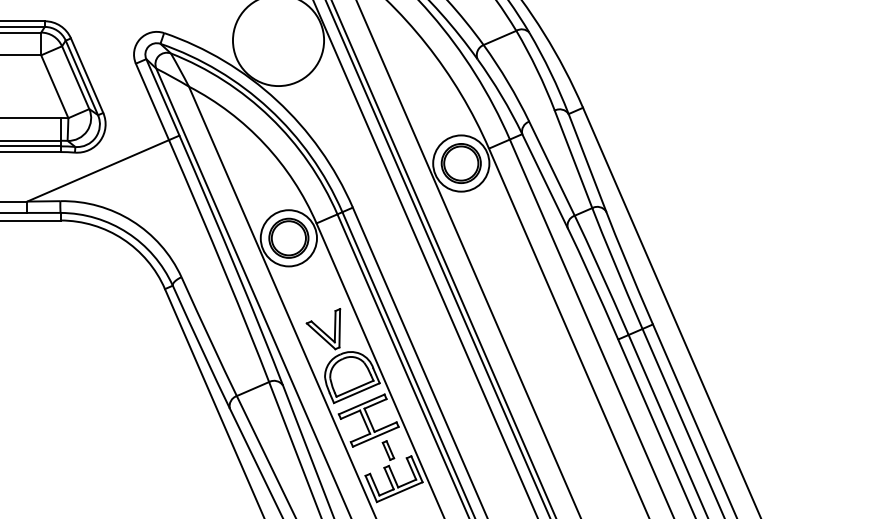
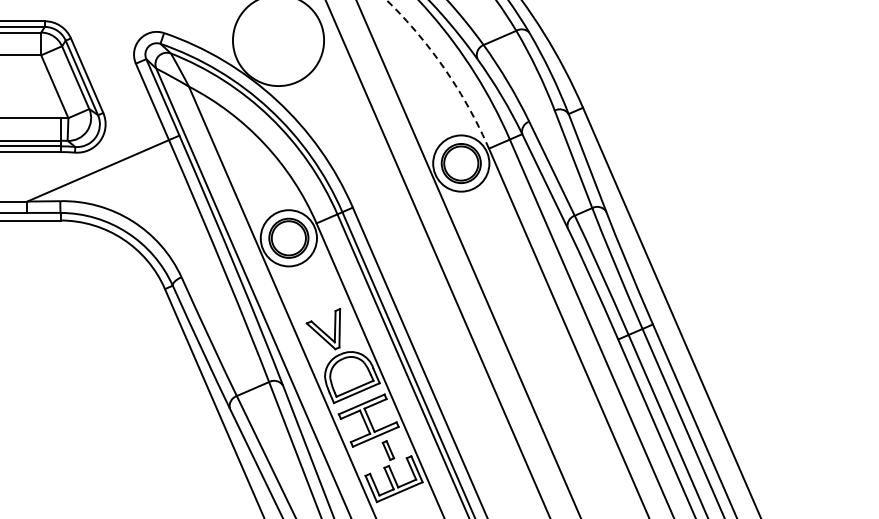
arc: solid -> dashed (444, 68)
line: present -> none (425, 258)
line: present -> none (443, 258)
